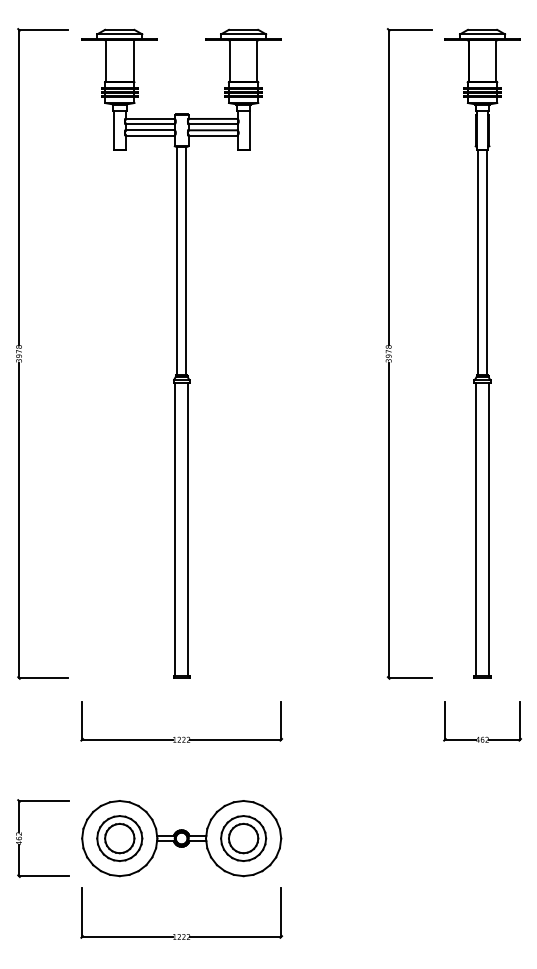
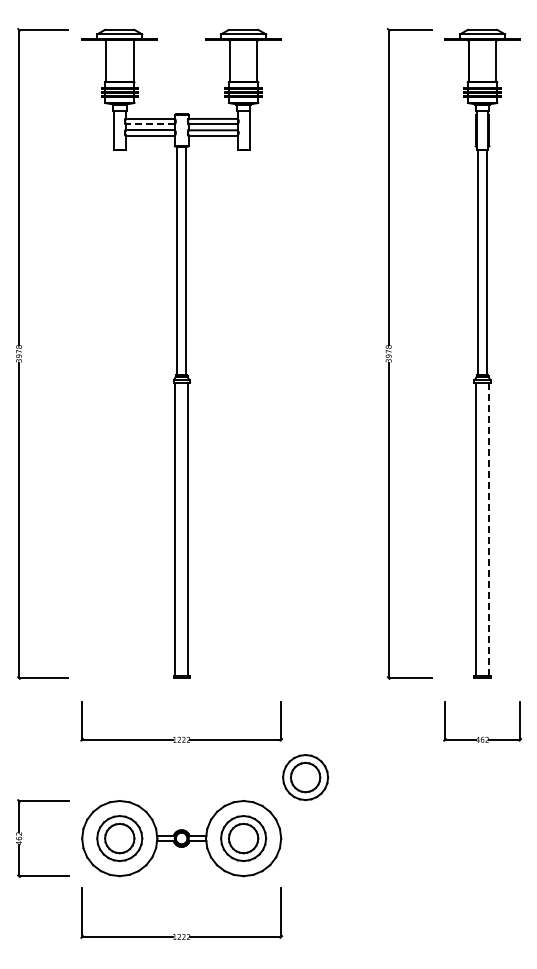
line: solid -> dashed (150, 124)
line: solid -> dashed (489, 529)
part: none -> present (305, 777)
